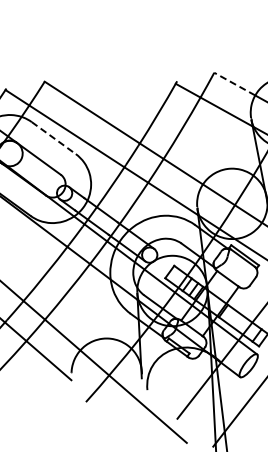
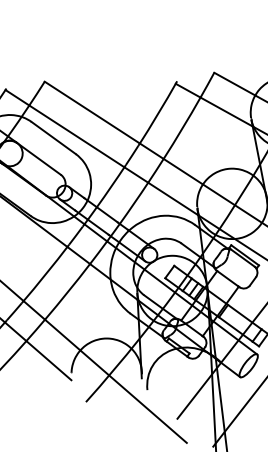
line: dashed -> solid (234, 83)
line: dashed -> solid (54, 138)
